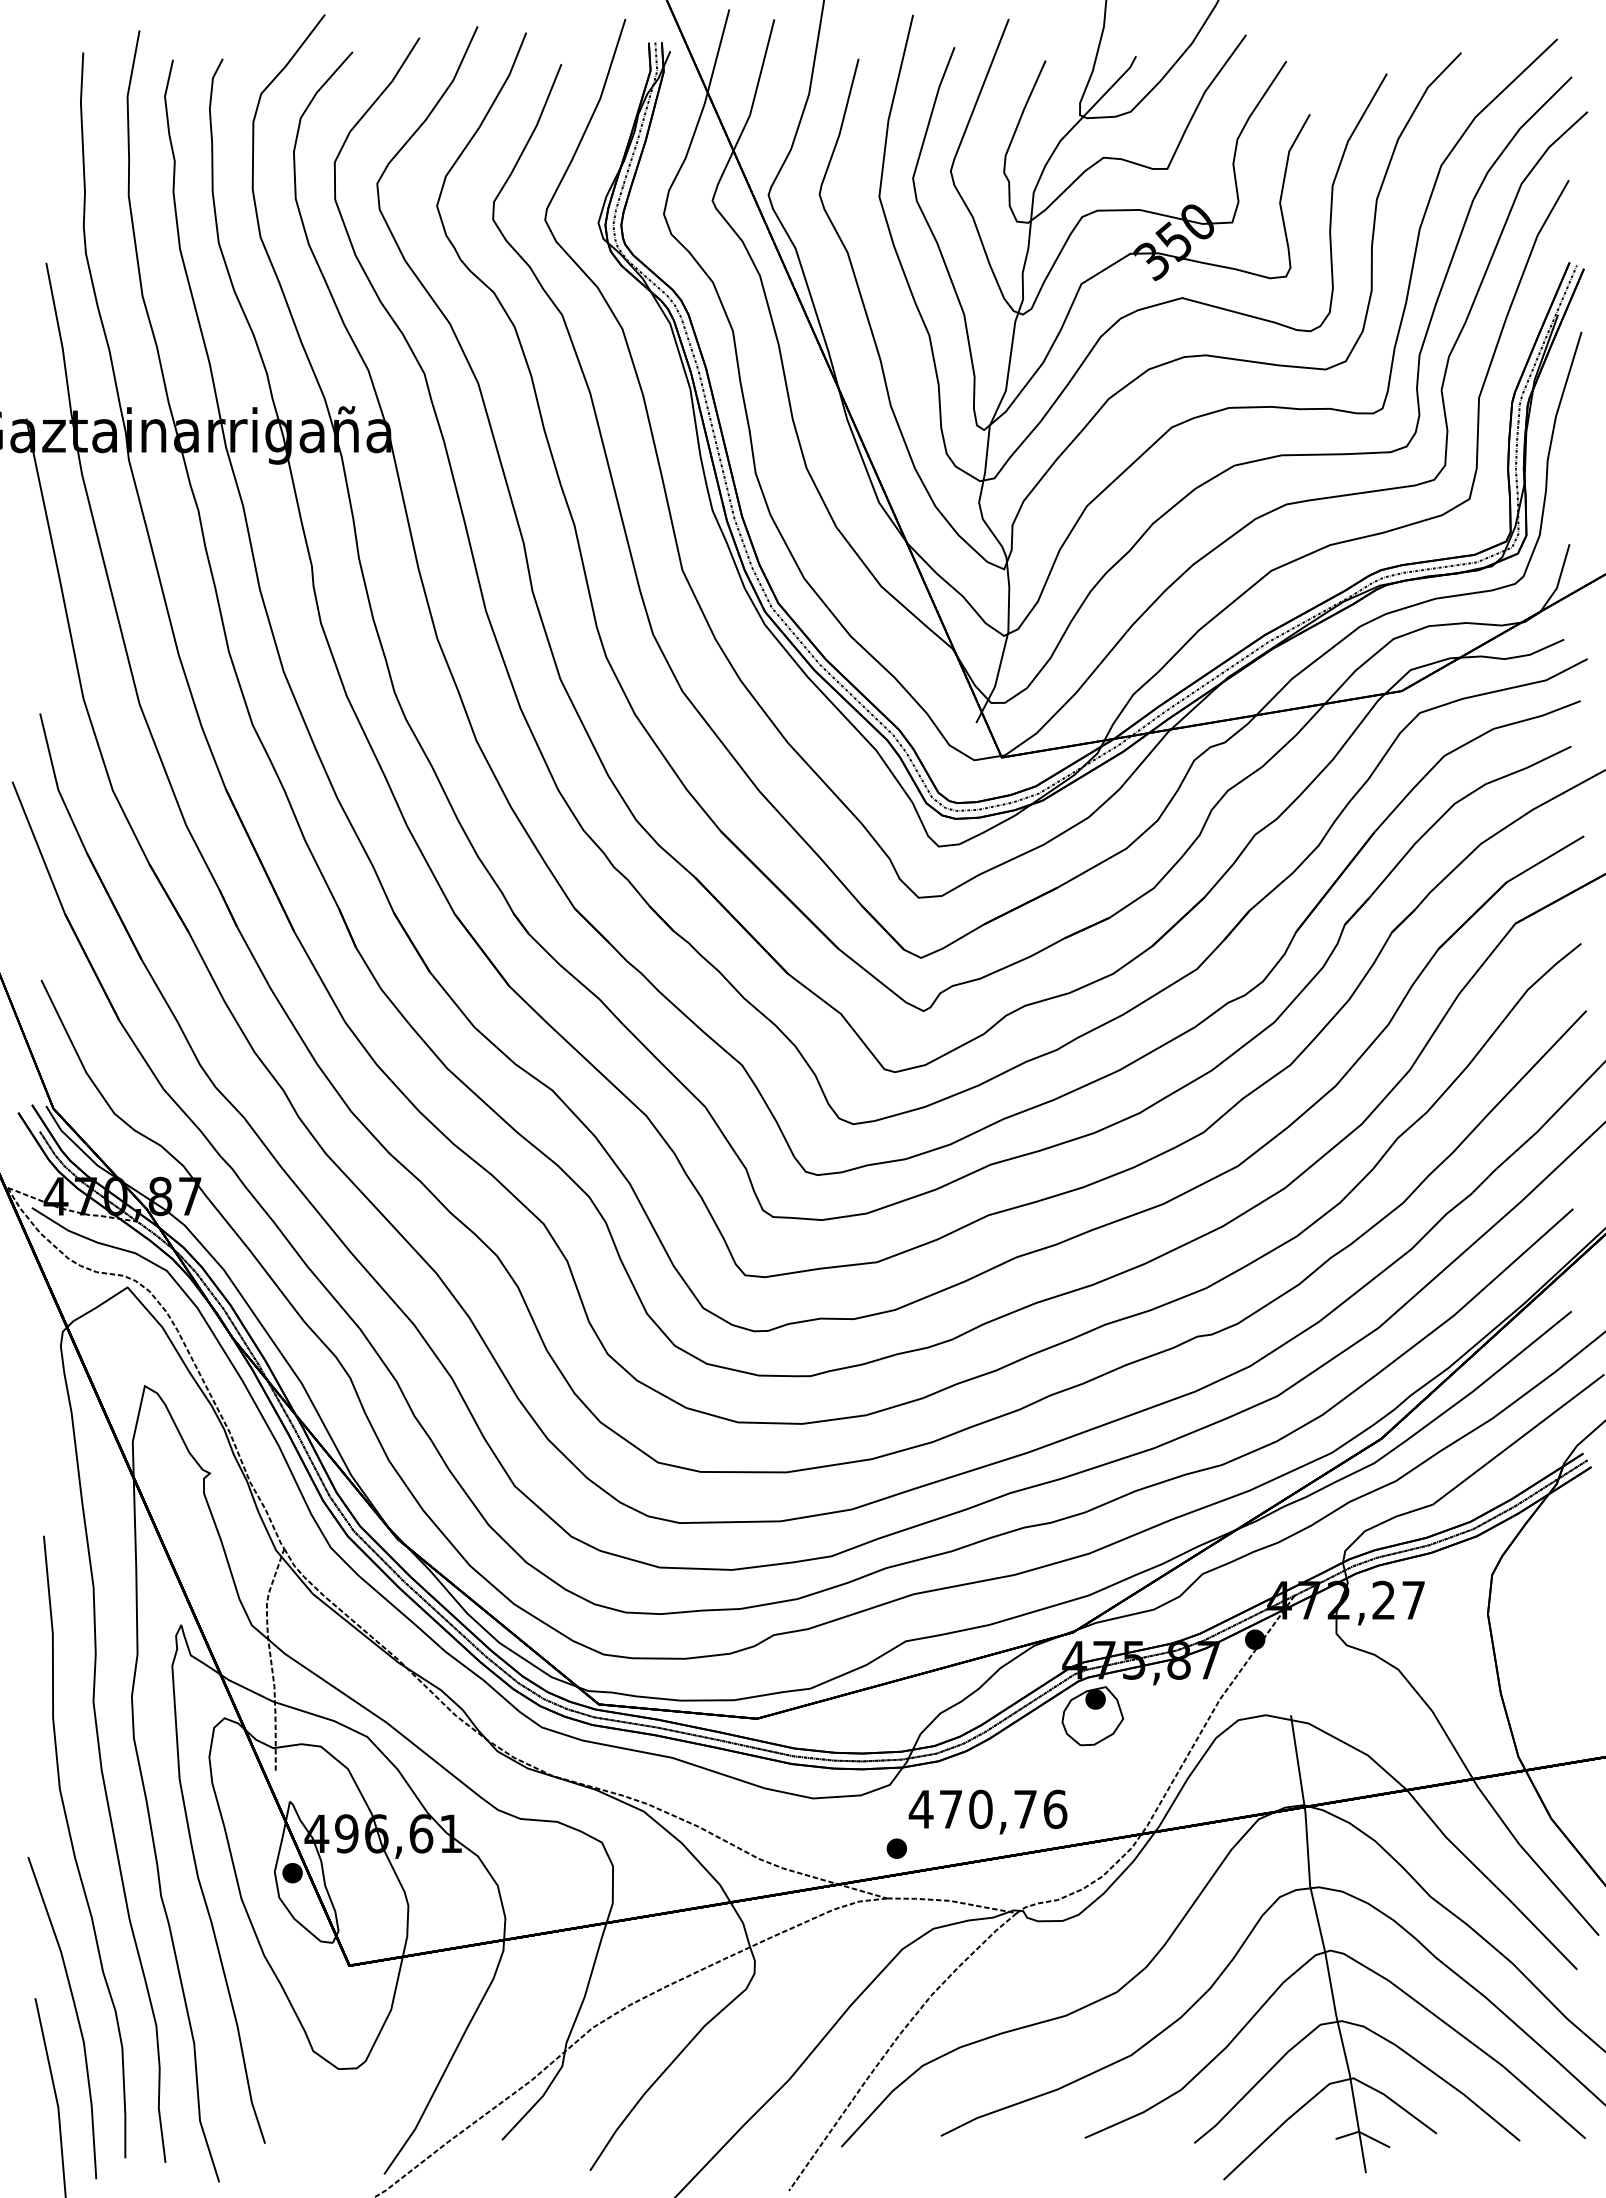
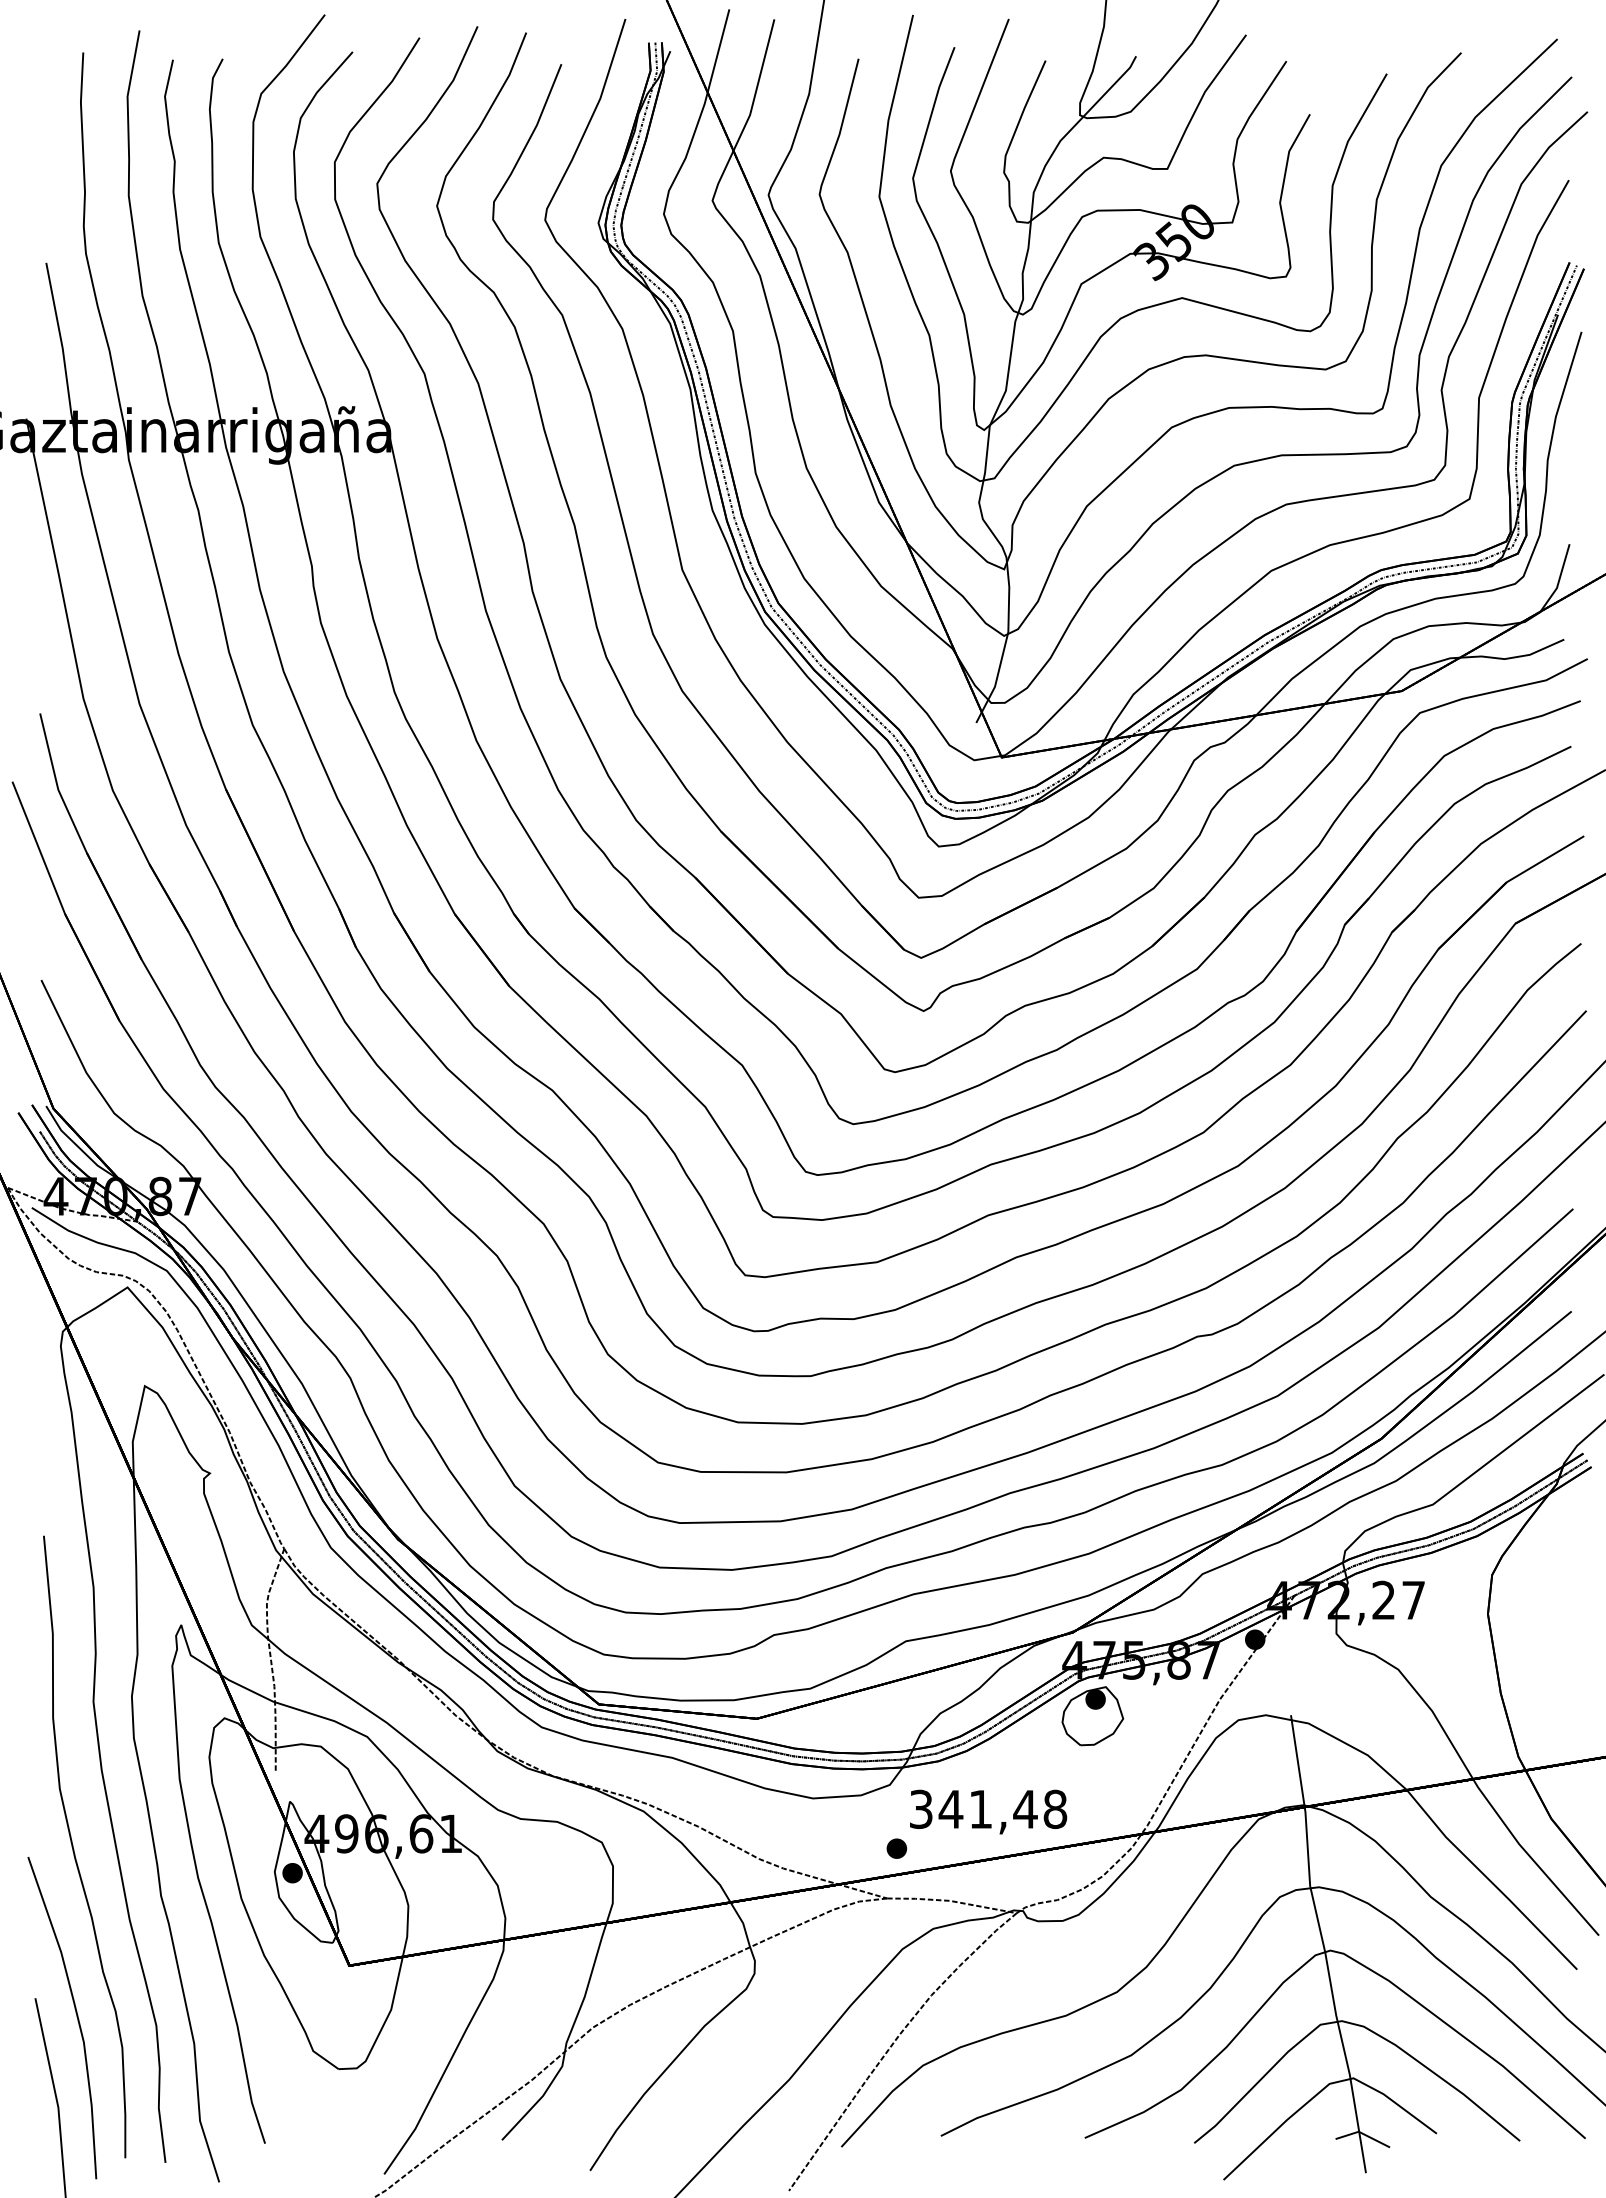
text: 470,76 -> 341,48 (987, 1809)
